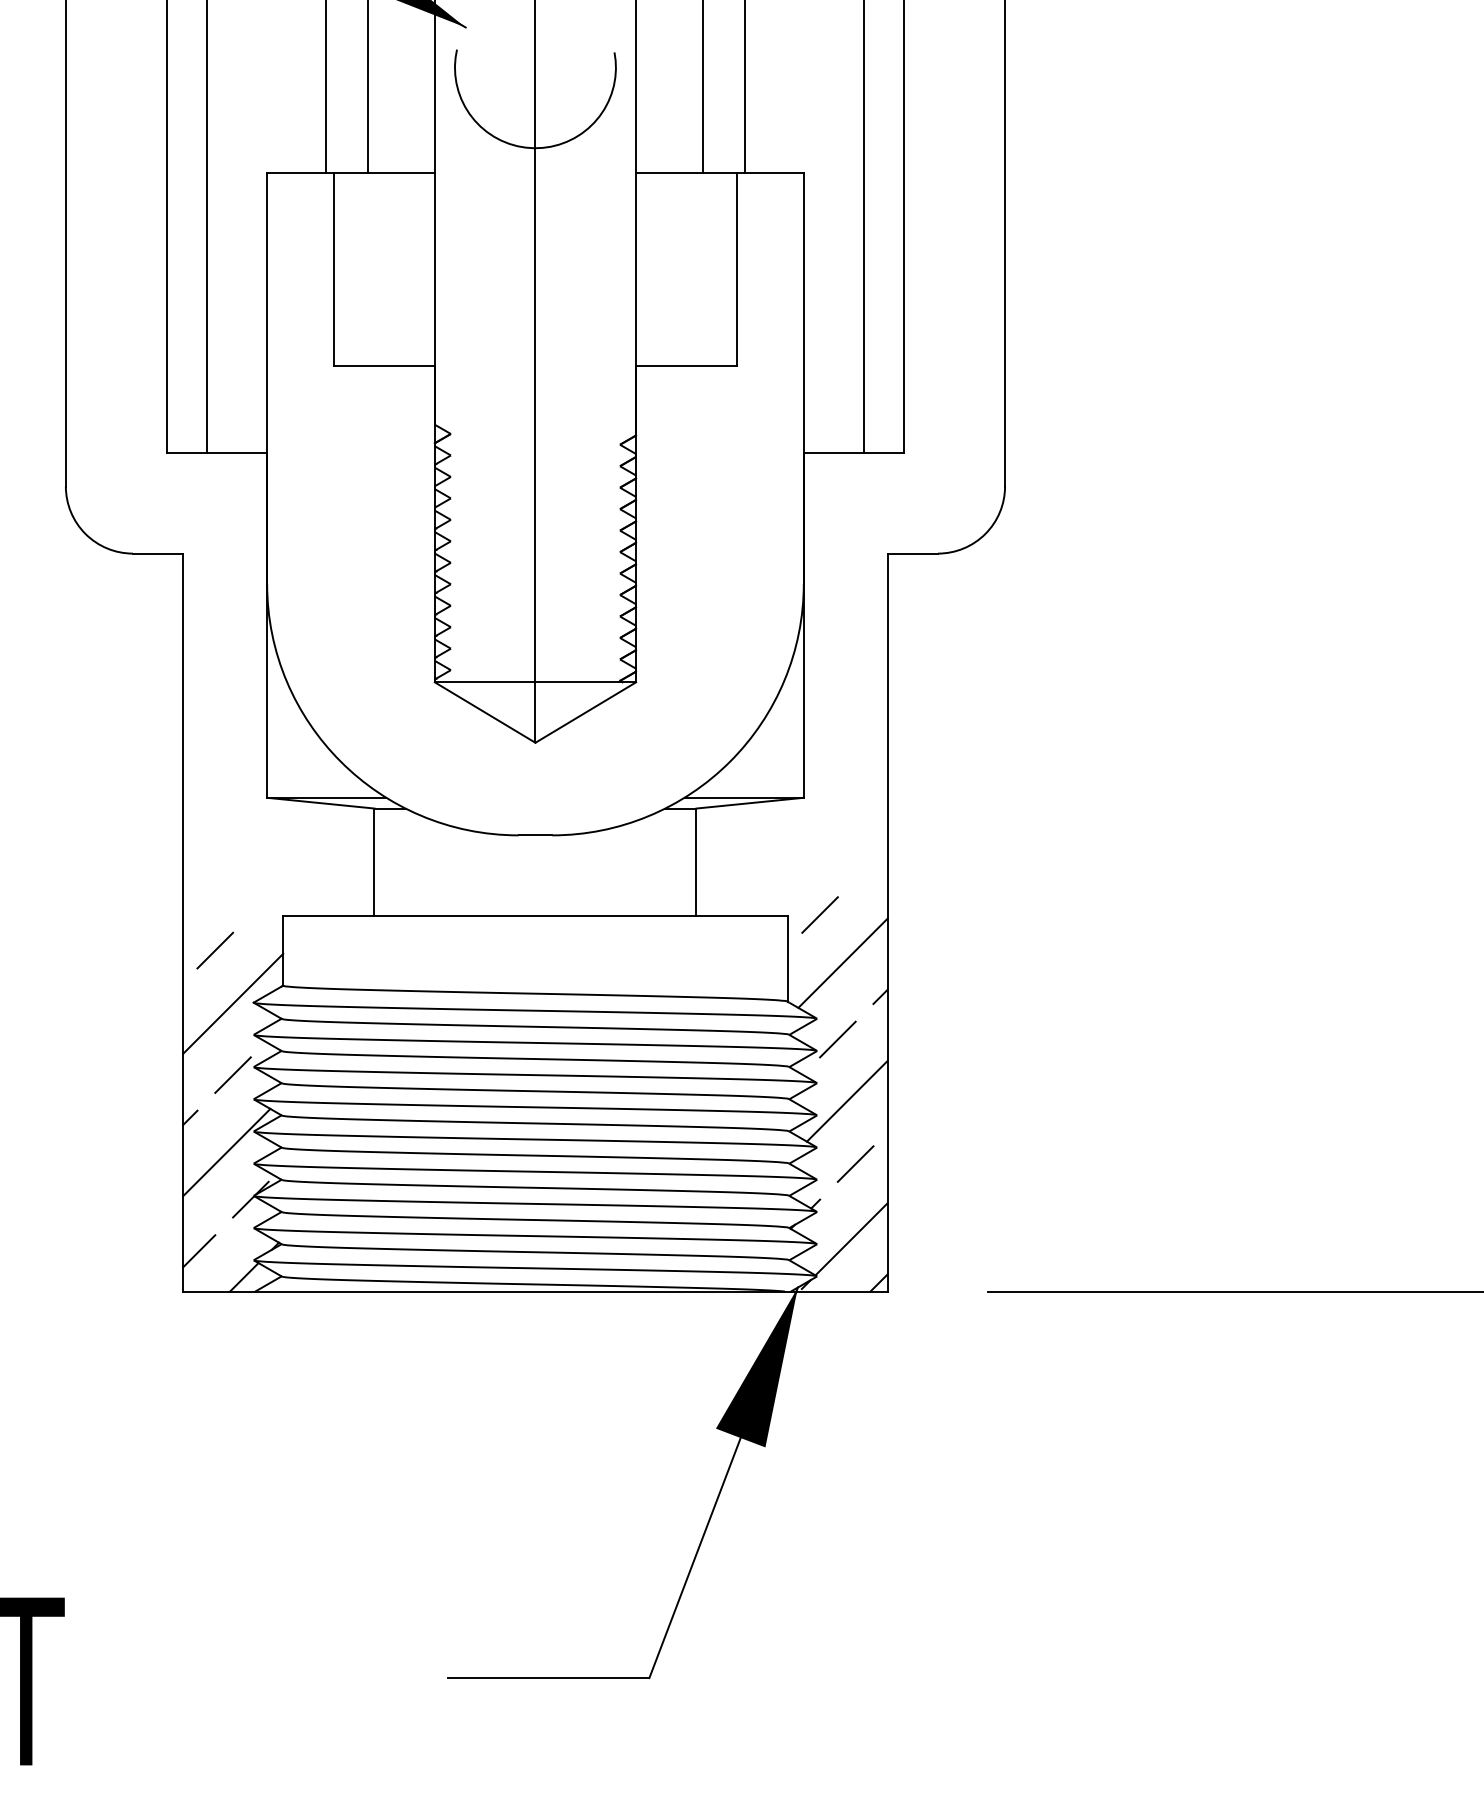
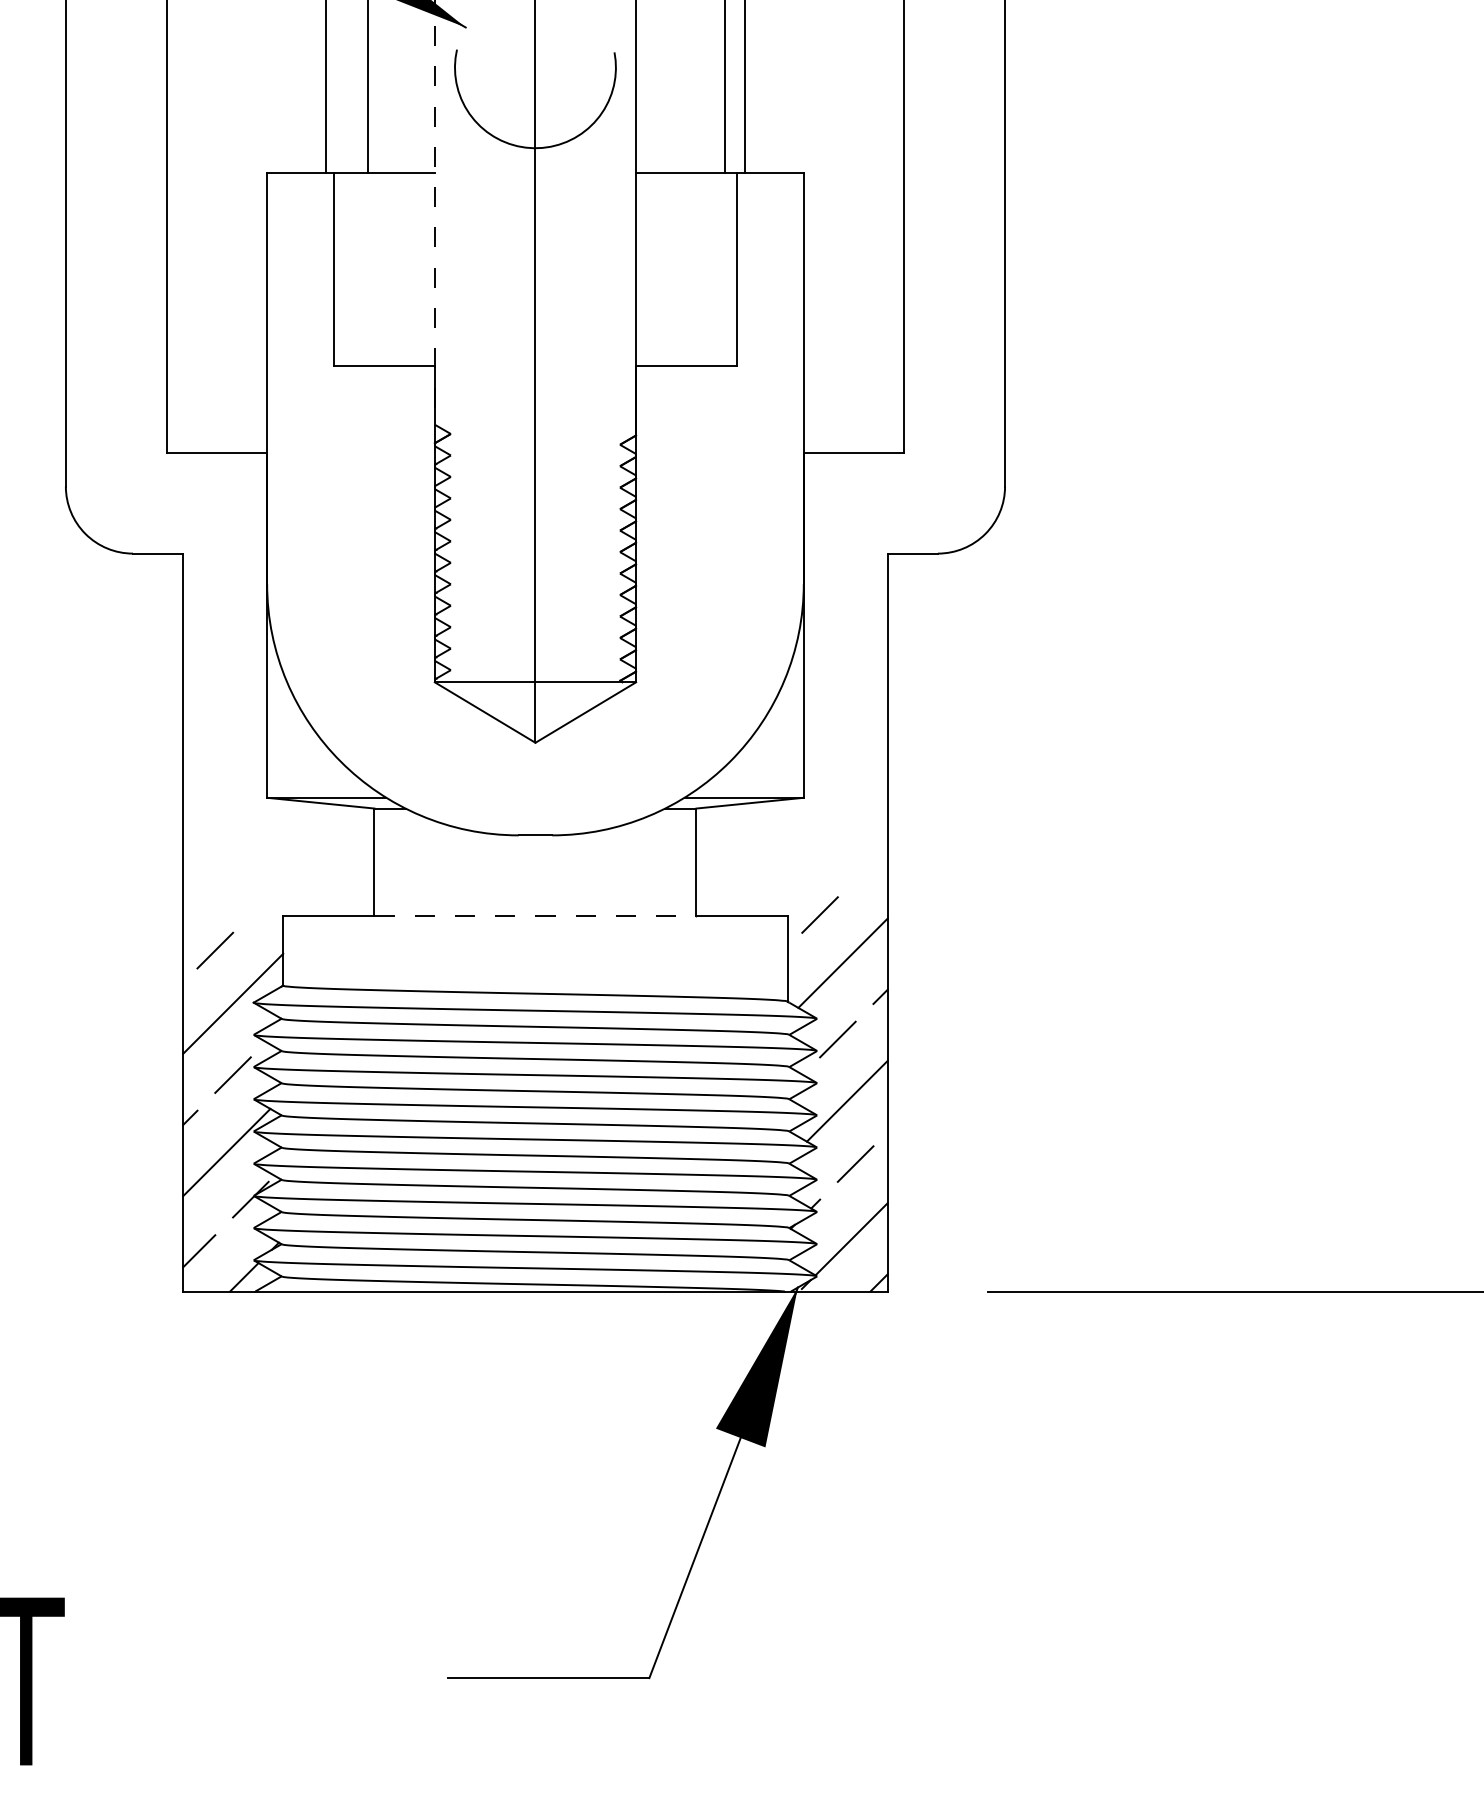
line position: (703, 87) -> (725, 87) (725, 87)
line: solid -> dashed (434, 212)
line: present -> none (206, 227)
line: present -> none (864, 227)
line: solid -> dashed (535, 915)
